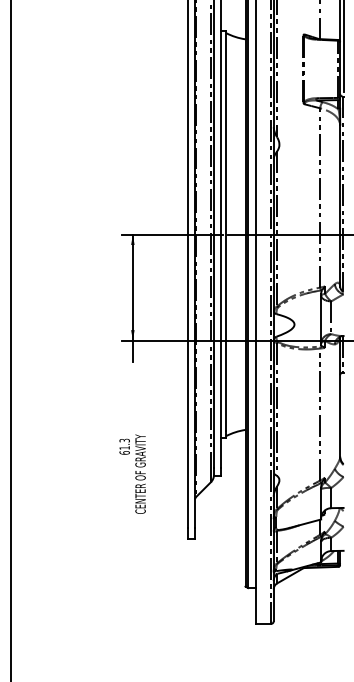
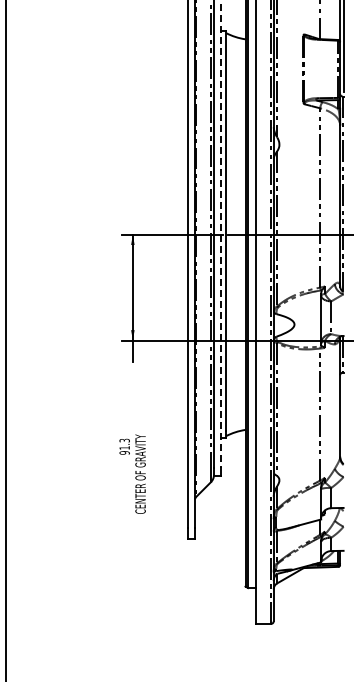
line: solid -> dashed (220, 234)
line position: (10, 340) -> (5, 340) (5, 340)
text: 61.3 -> 91.3 (124, 452)
